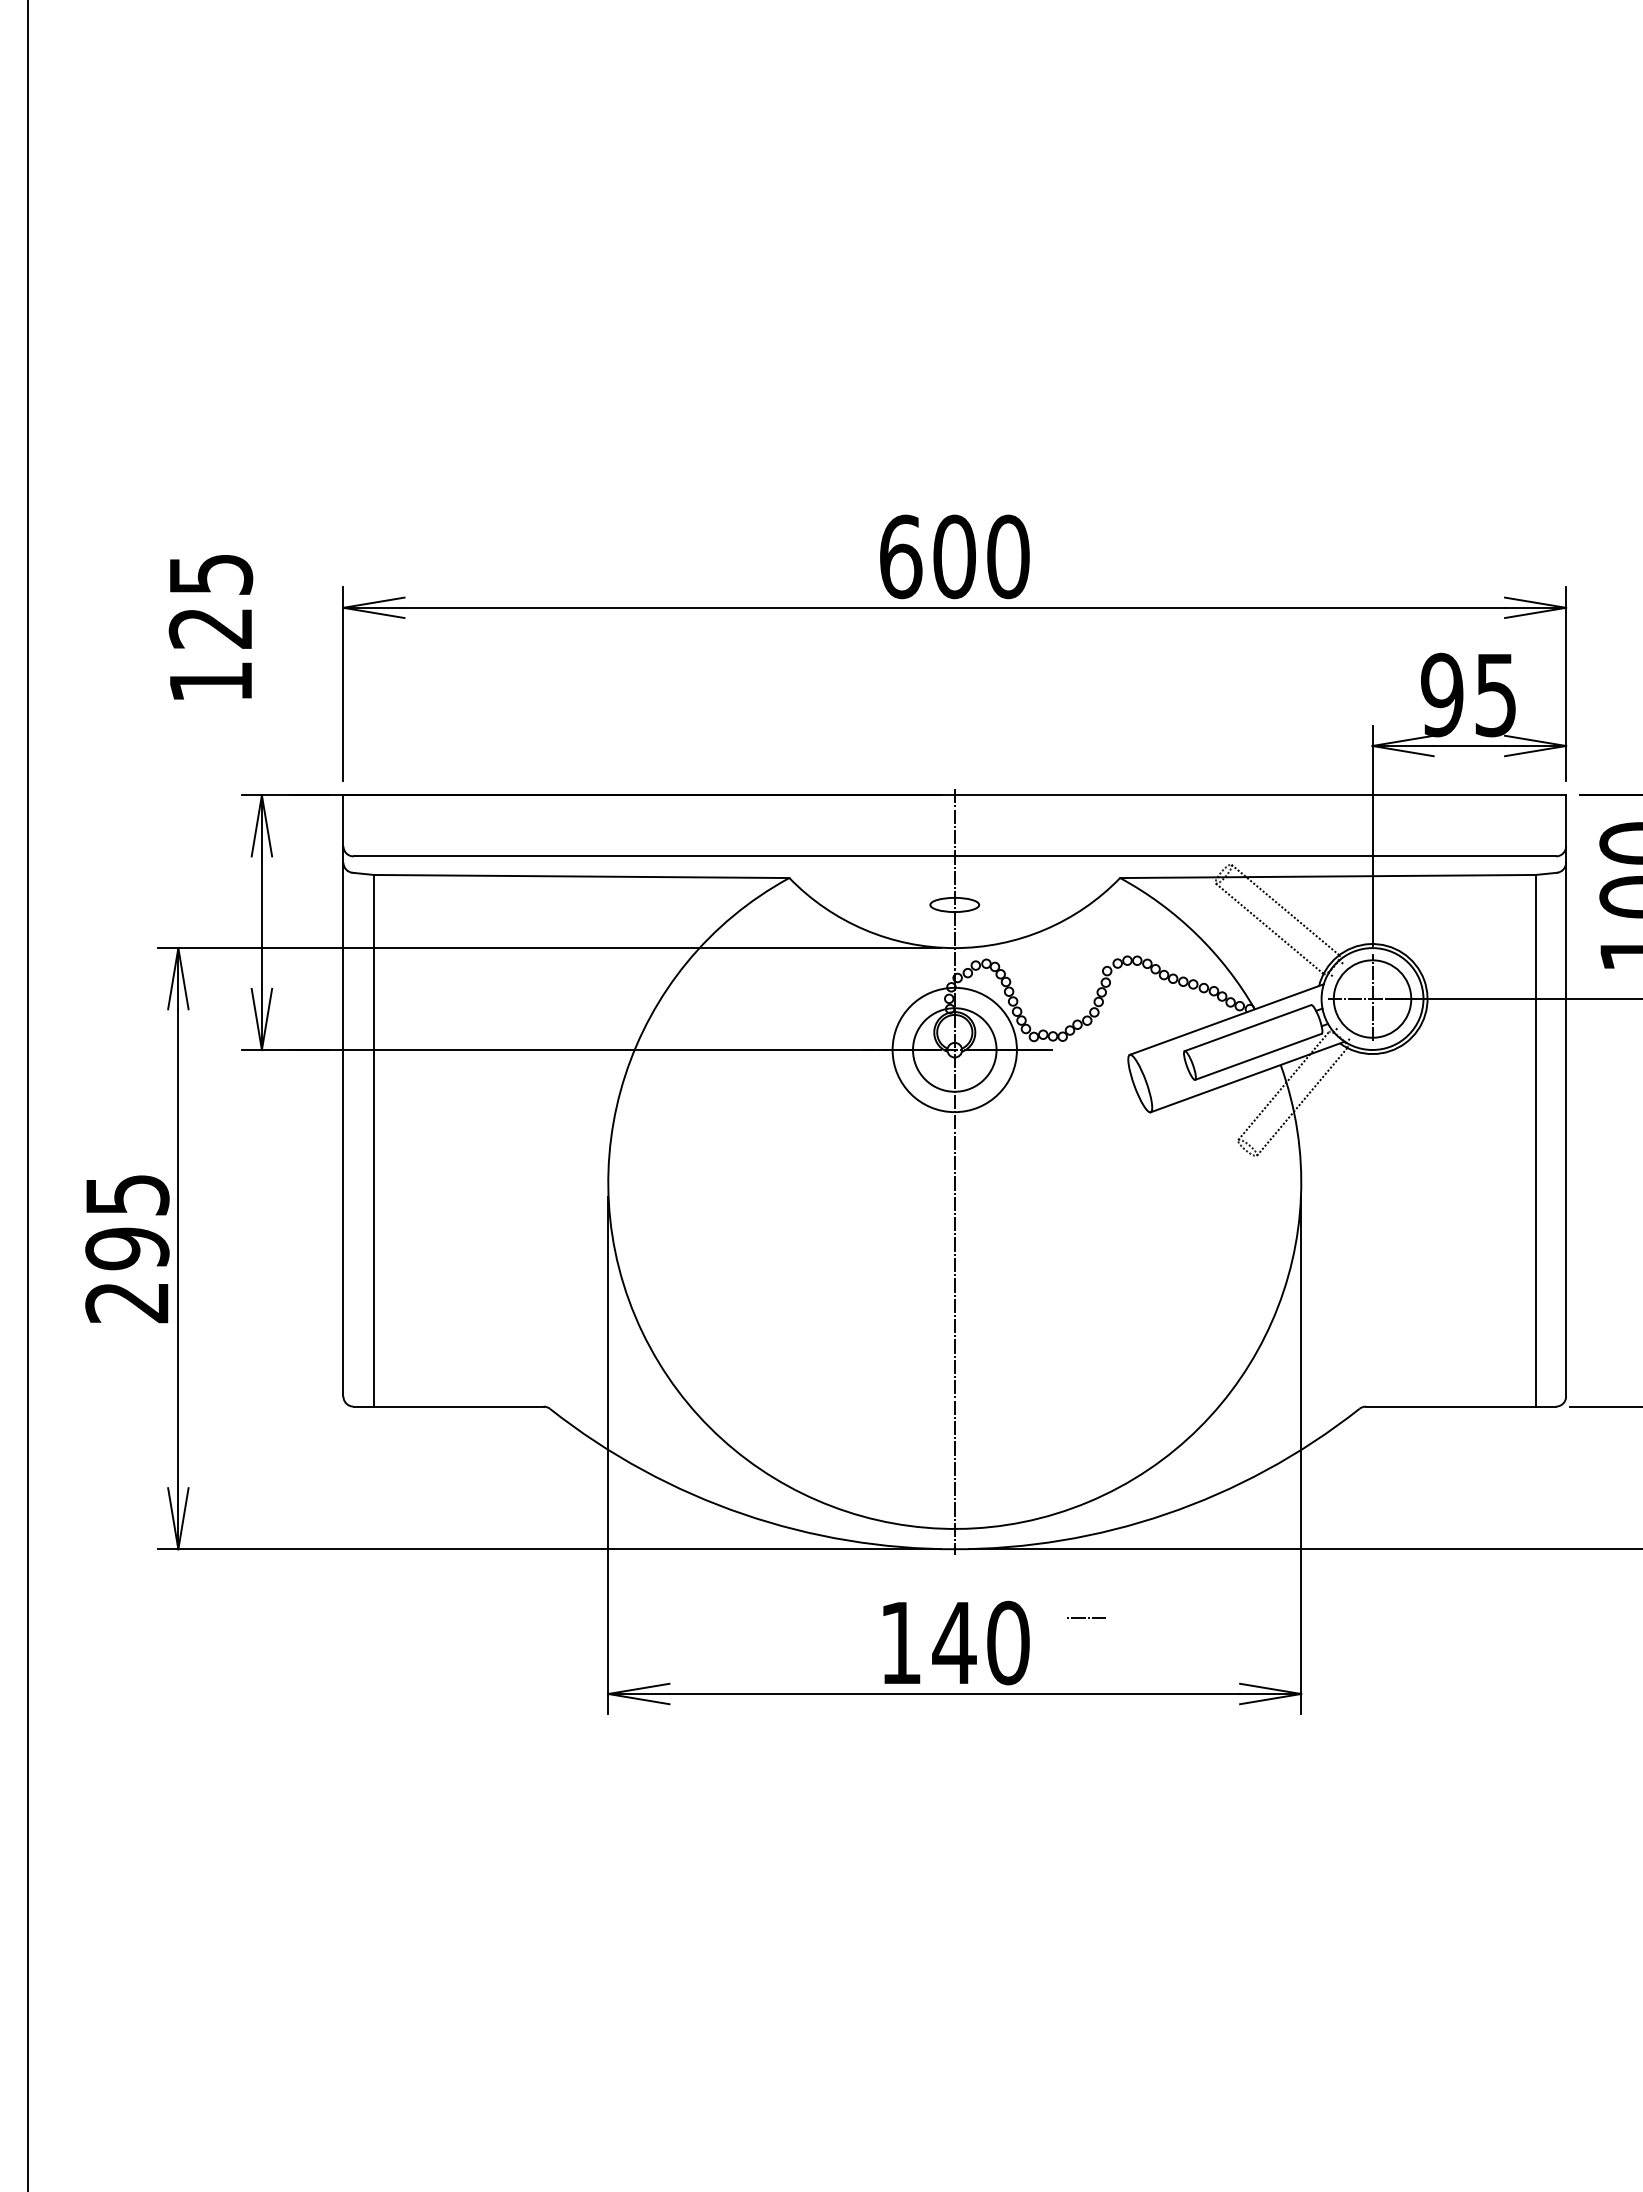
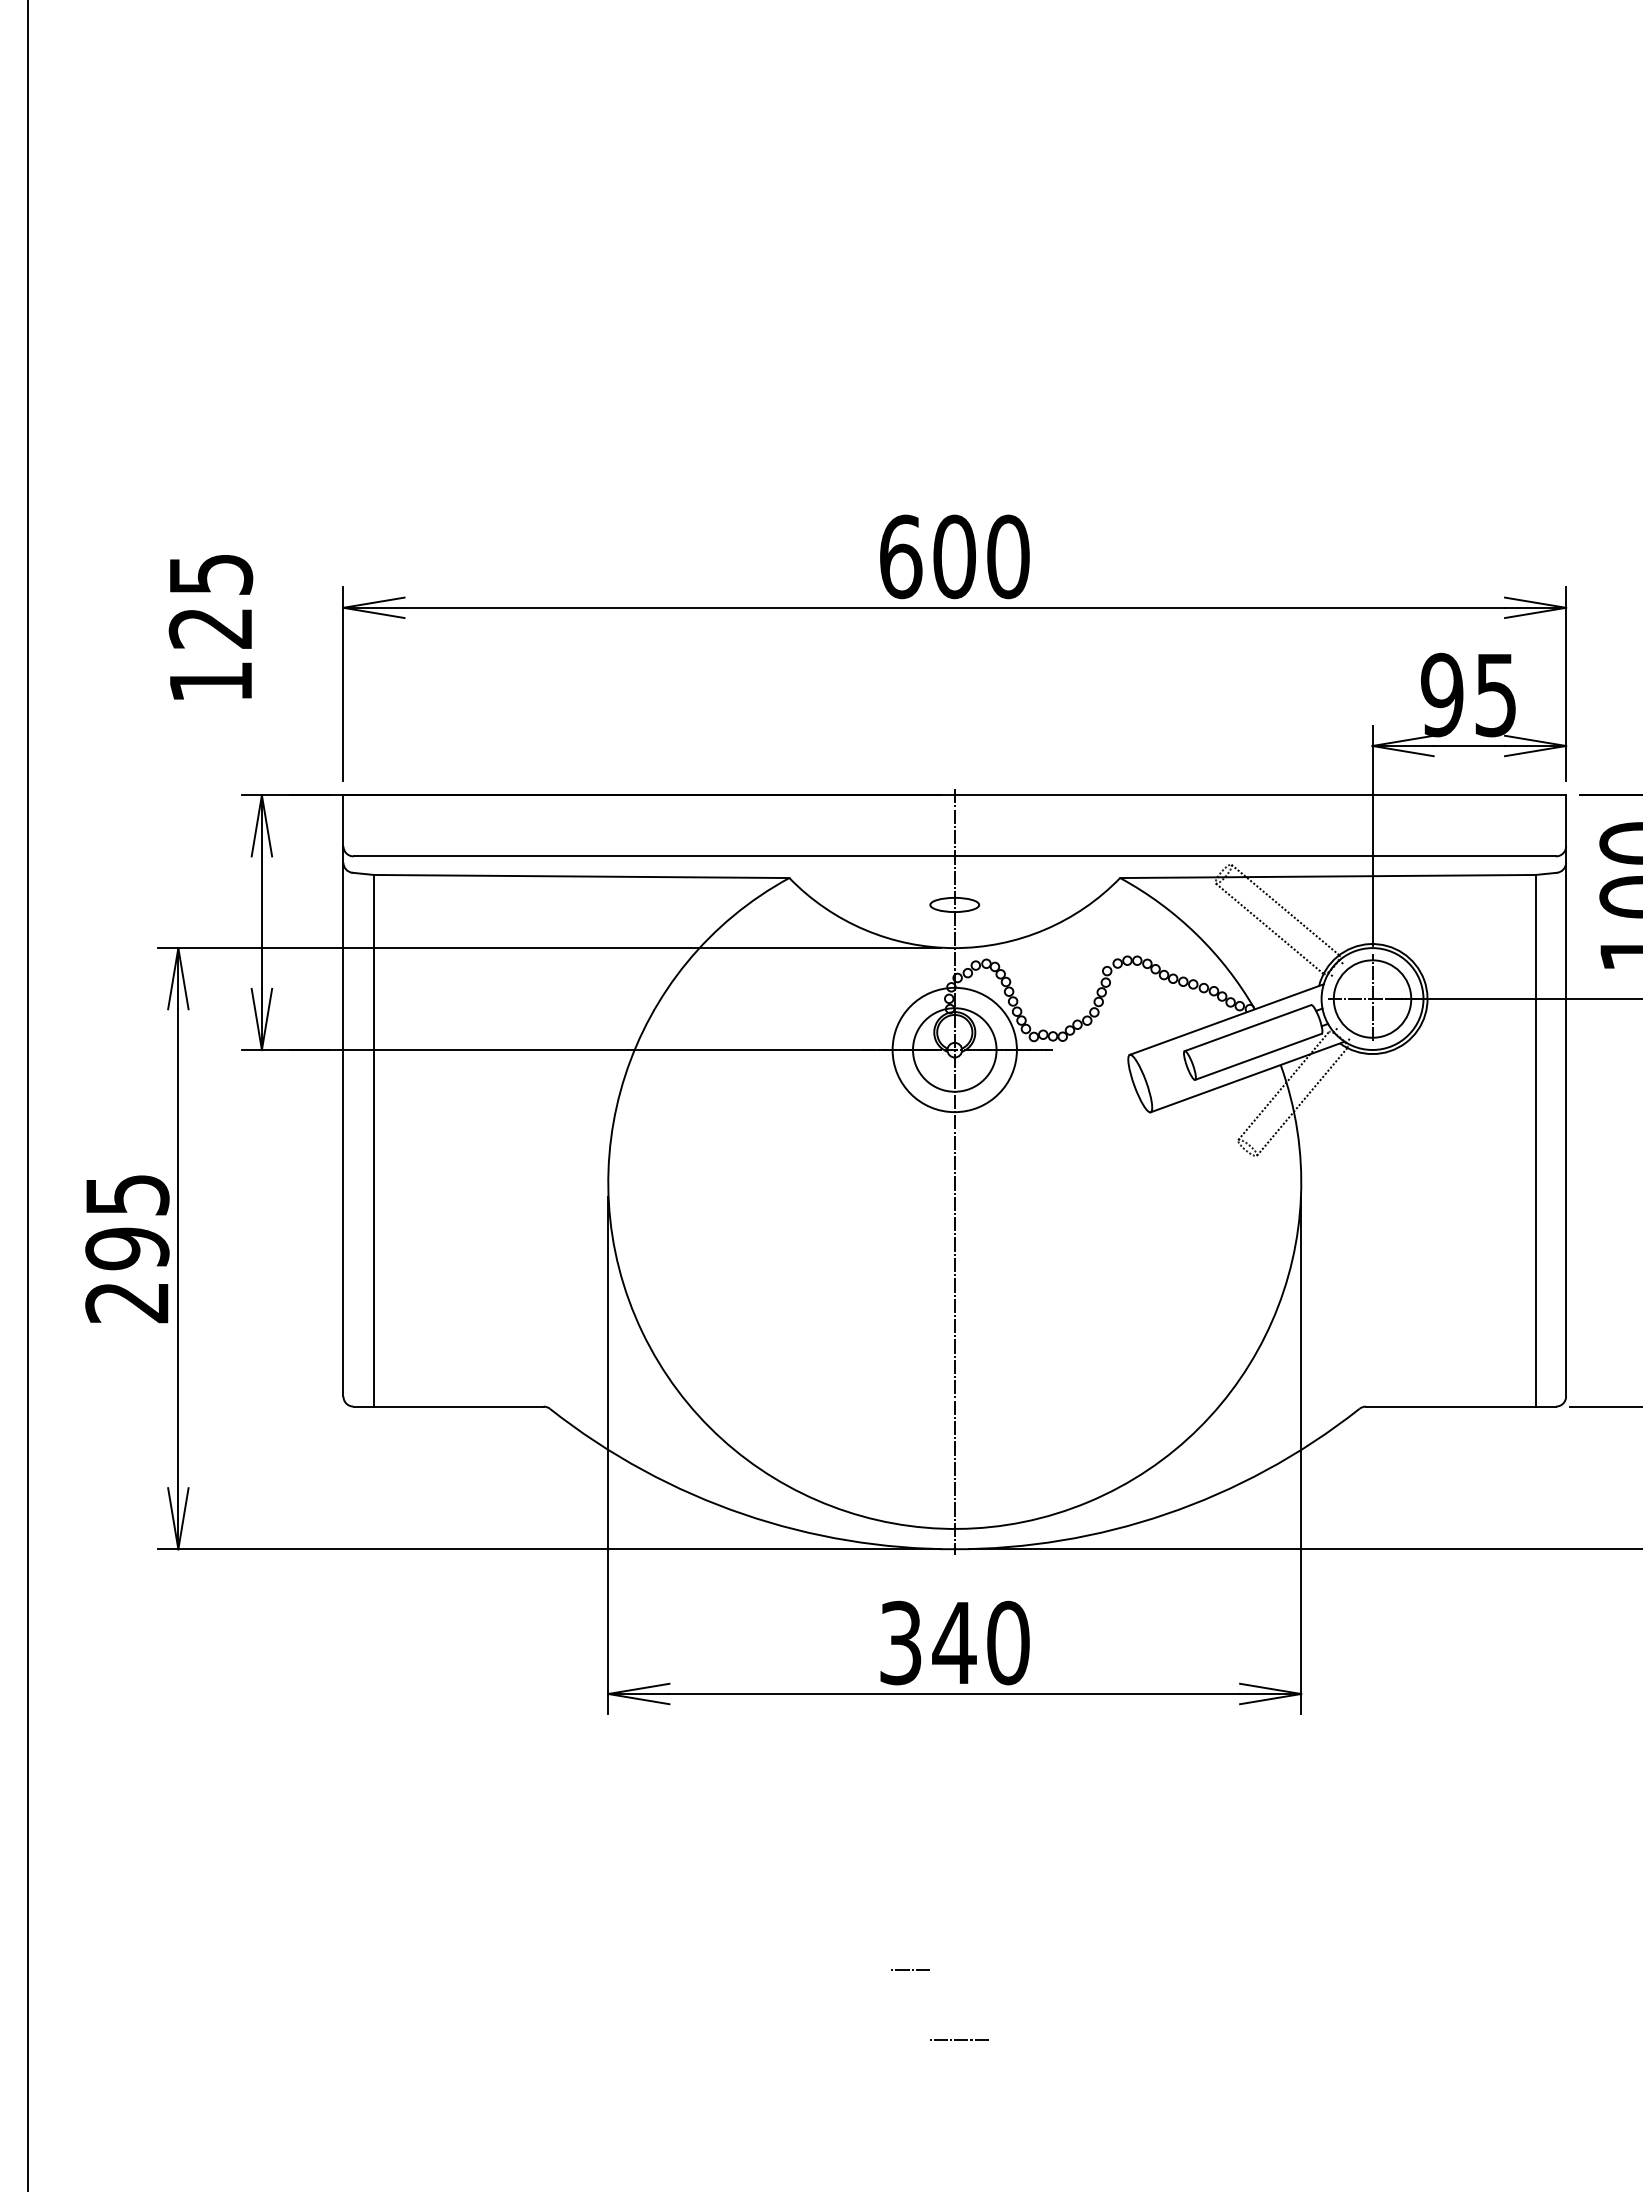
line position: (1085, 1617) -> (909, 1969) (909, 1969)
text: 140 -> 340 (900, 1642)
line: none -> present (958, 2040)
